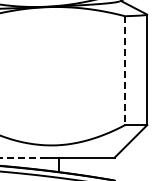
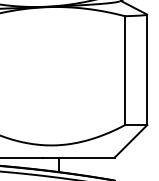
line: dashed -> solid (125, 71)
line: dashed -> solid (21, 157)
